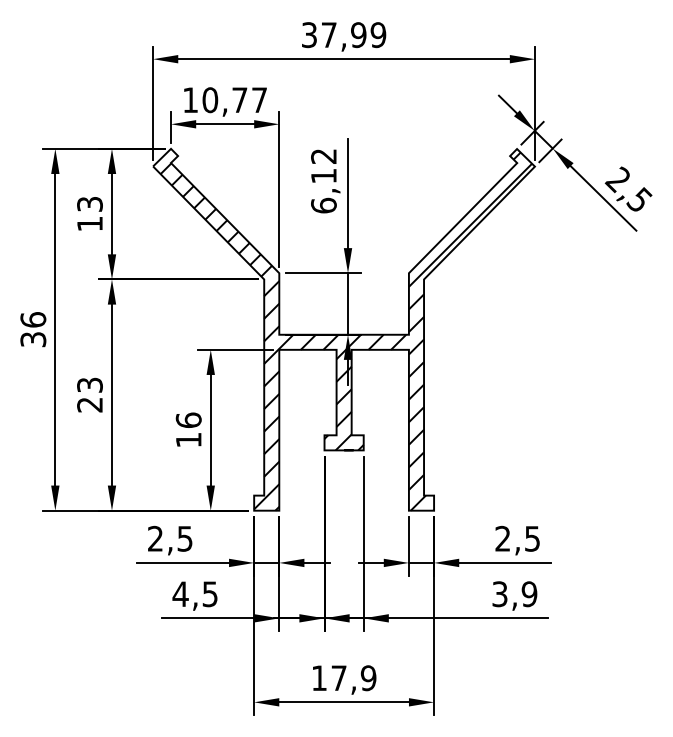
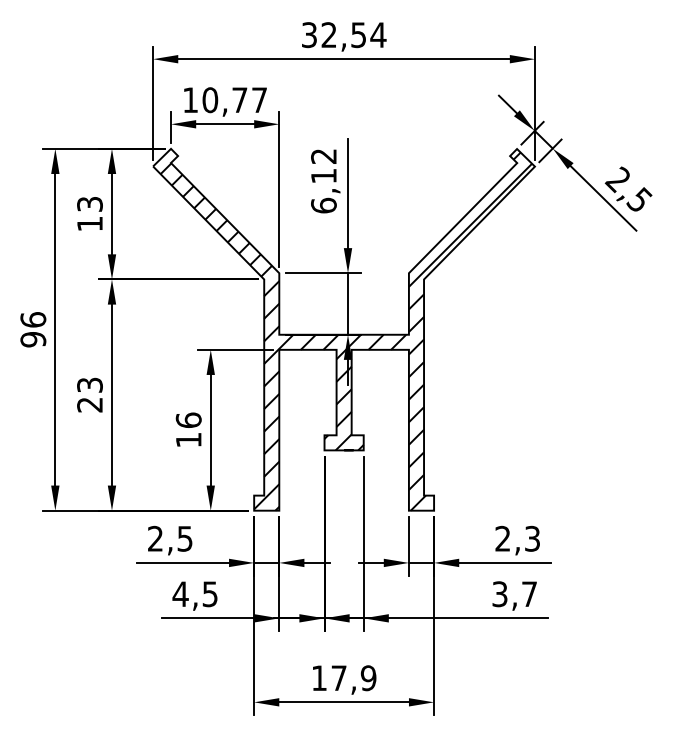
text: 37,99 -> 32,54 (353, 35)
text: 36 -> 96 (33, 339)
text: 2,5 -> 2,3 (532, 538)
text: 3,9 -> 3,7 (529, 594)
